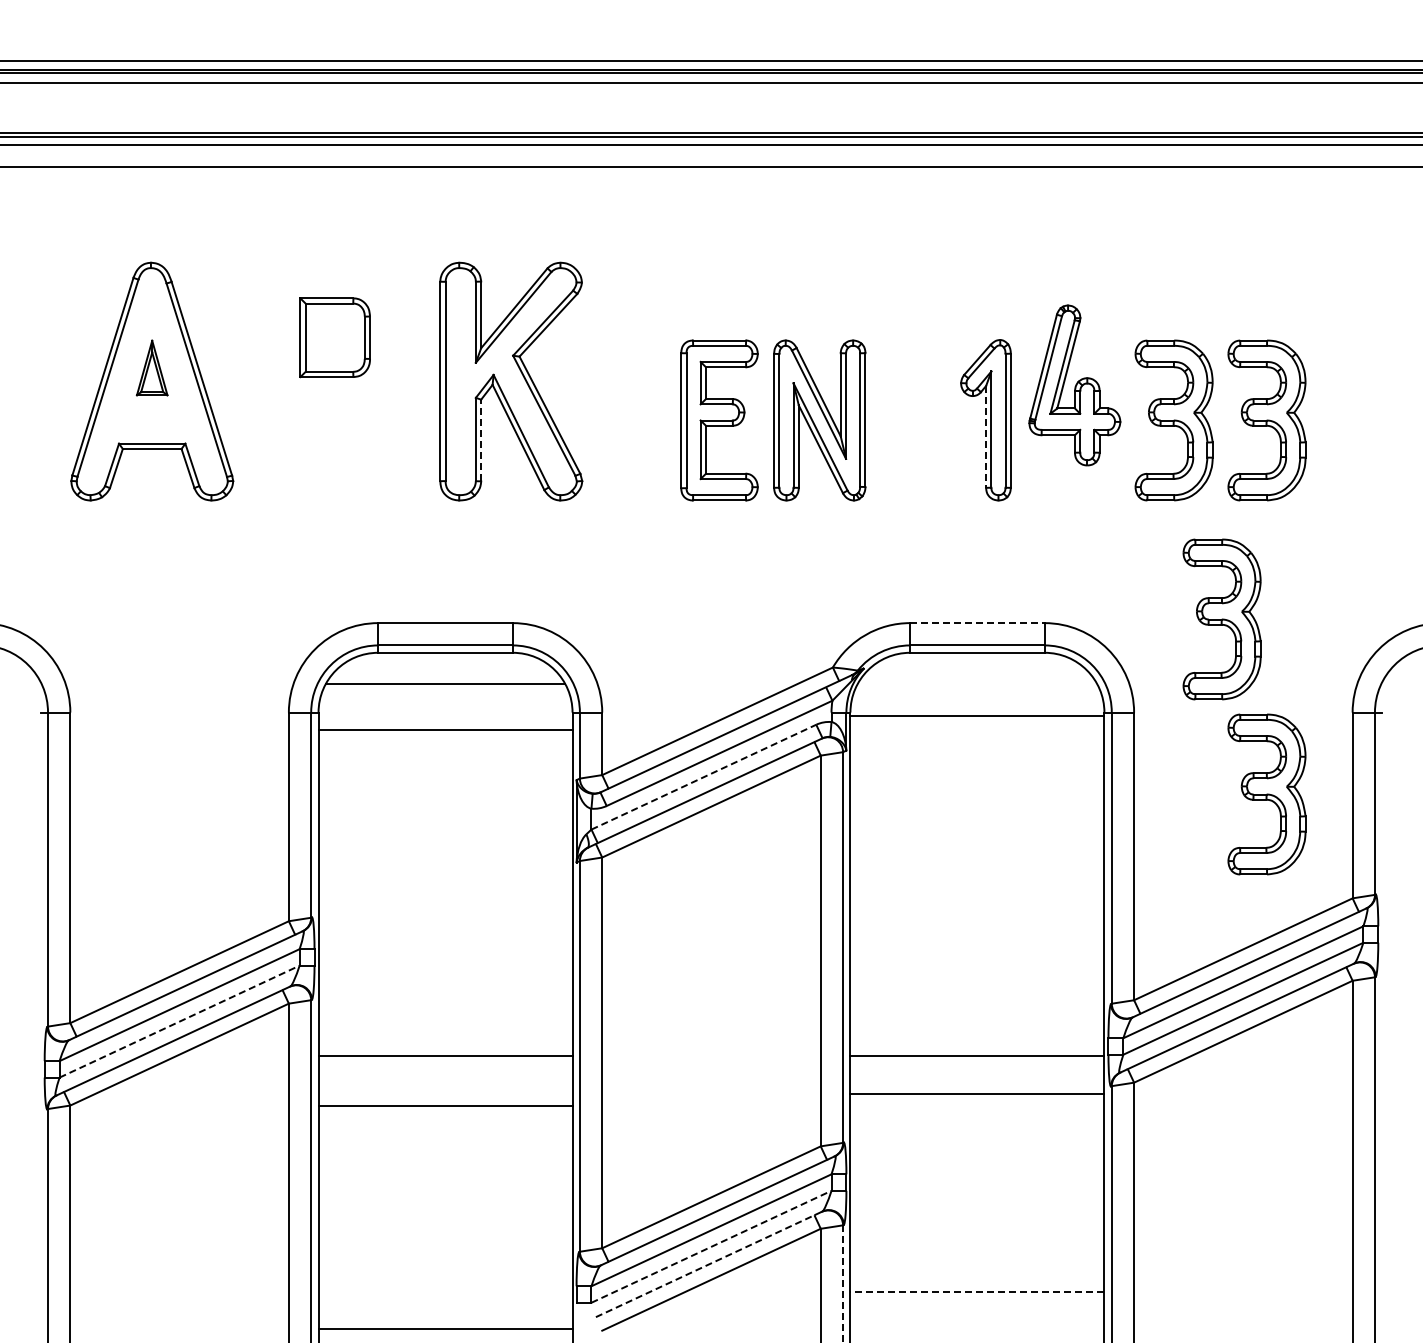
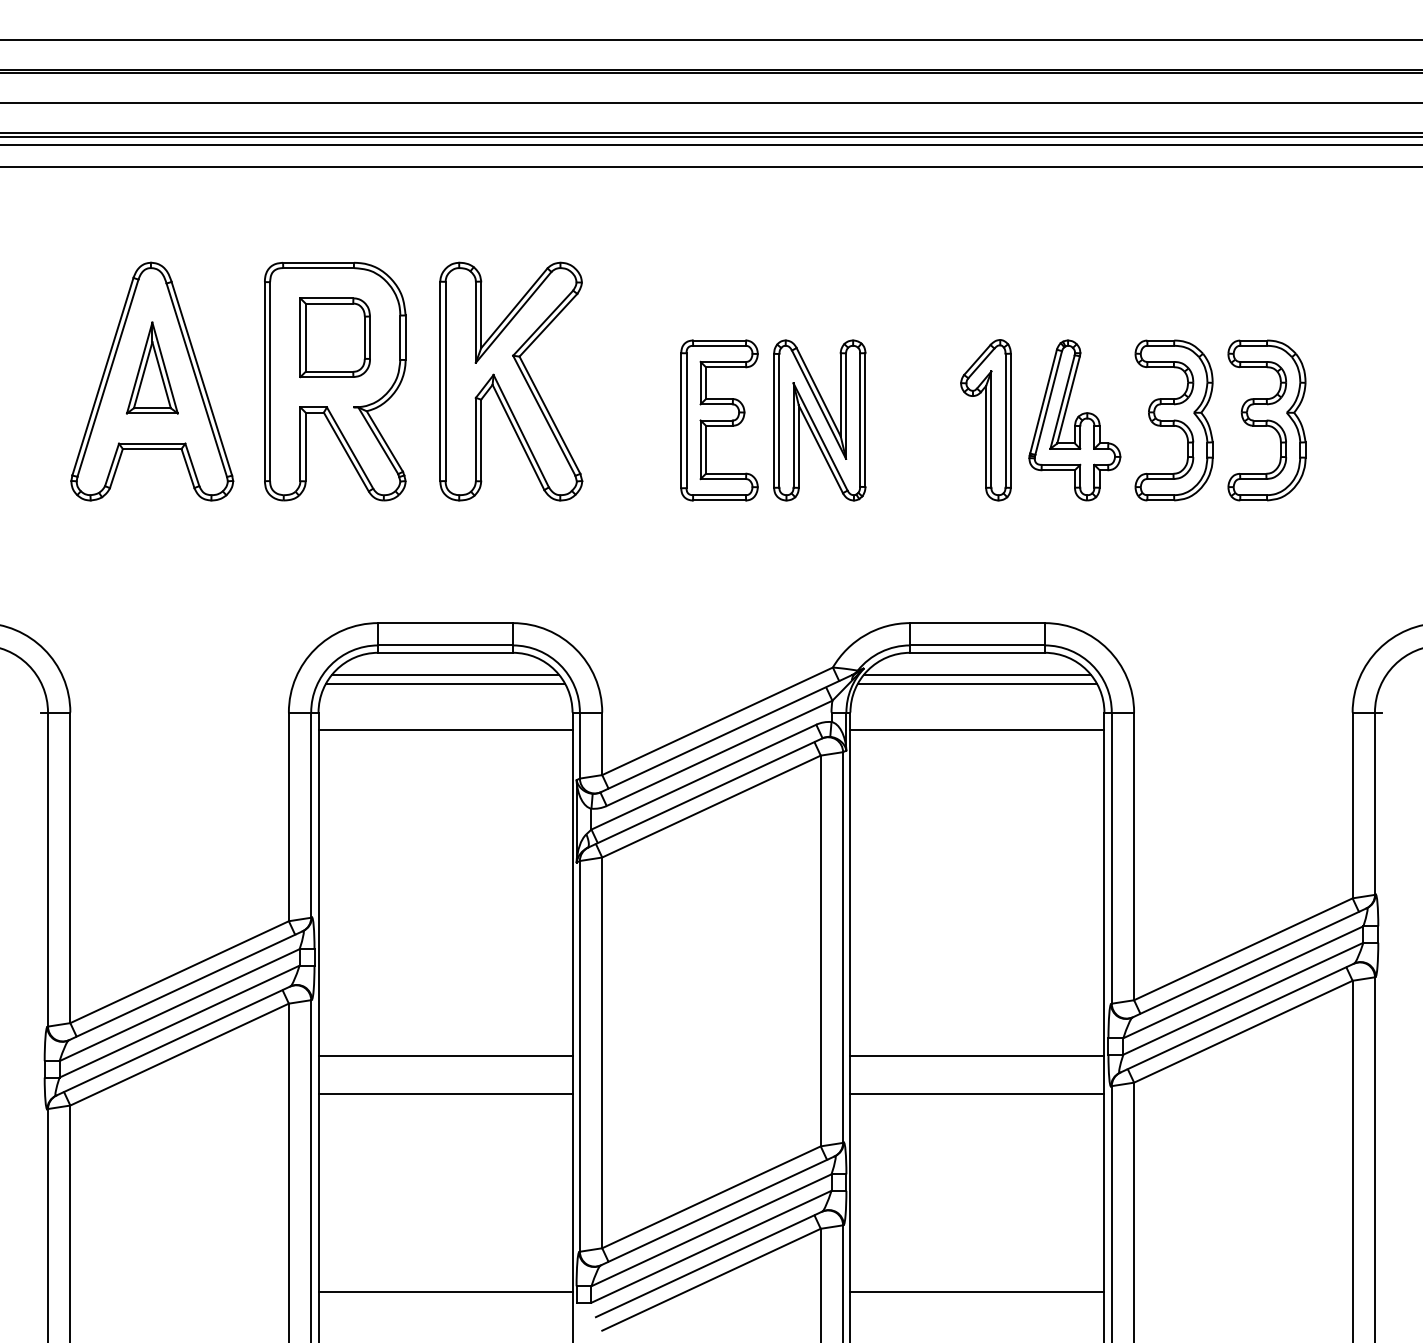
line position: (710, 61) -> (710, 40) (710, 40)
line position: (710, 82) -> (710, 102) (710, 102)
part size: 34x58 px -> 54x94 px (151, 367)
part: none -> present (335, 381)
part position: (1074, 385) -> (1074, 420) (1074, 420)
line: dashed -> solid (986, 436)
line: dashed -> solid (481, 440)
part: present -> none (1221, 619)
line: dashed -> solid (977, 623)
line: none -> present (445, 675)
line: none -> present (977, 675)
line: none -> present (977, 684)
line position: (977, 716) -> (977, 730) (977, 730)
line: dashed -> solid (704, 776)
part: present -> none (1266, 794)
line: dashed -> solid (180, 1021)
line position: (445, 1105) -> (445, 1093) (445, 1093)
line: dashed -> solid (711, 1246)
line: dashed -> solid (705, 1266)
line: dashed -> solid (843, 1284)
line: dashed -> solid (977, 1292)
line position: (445, 1329) -> (445, 1292) (445, 1292)
